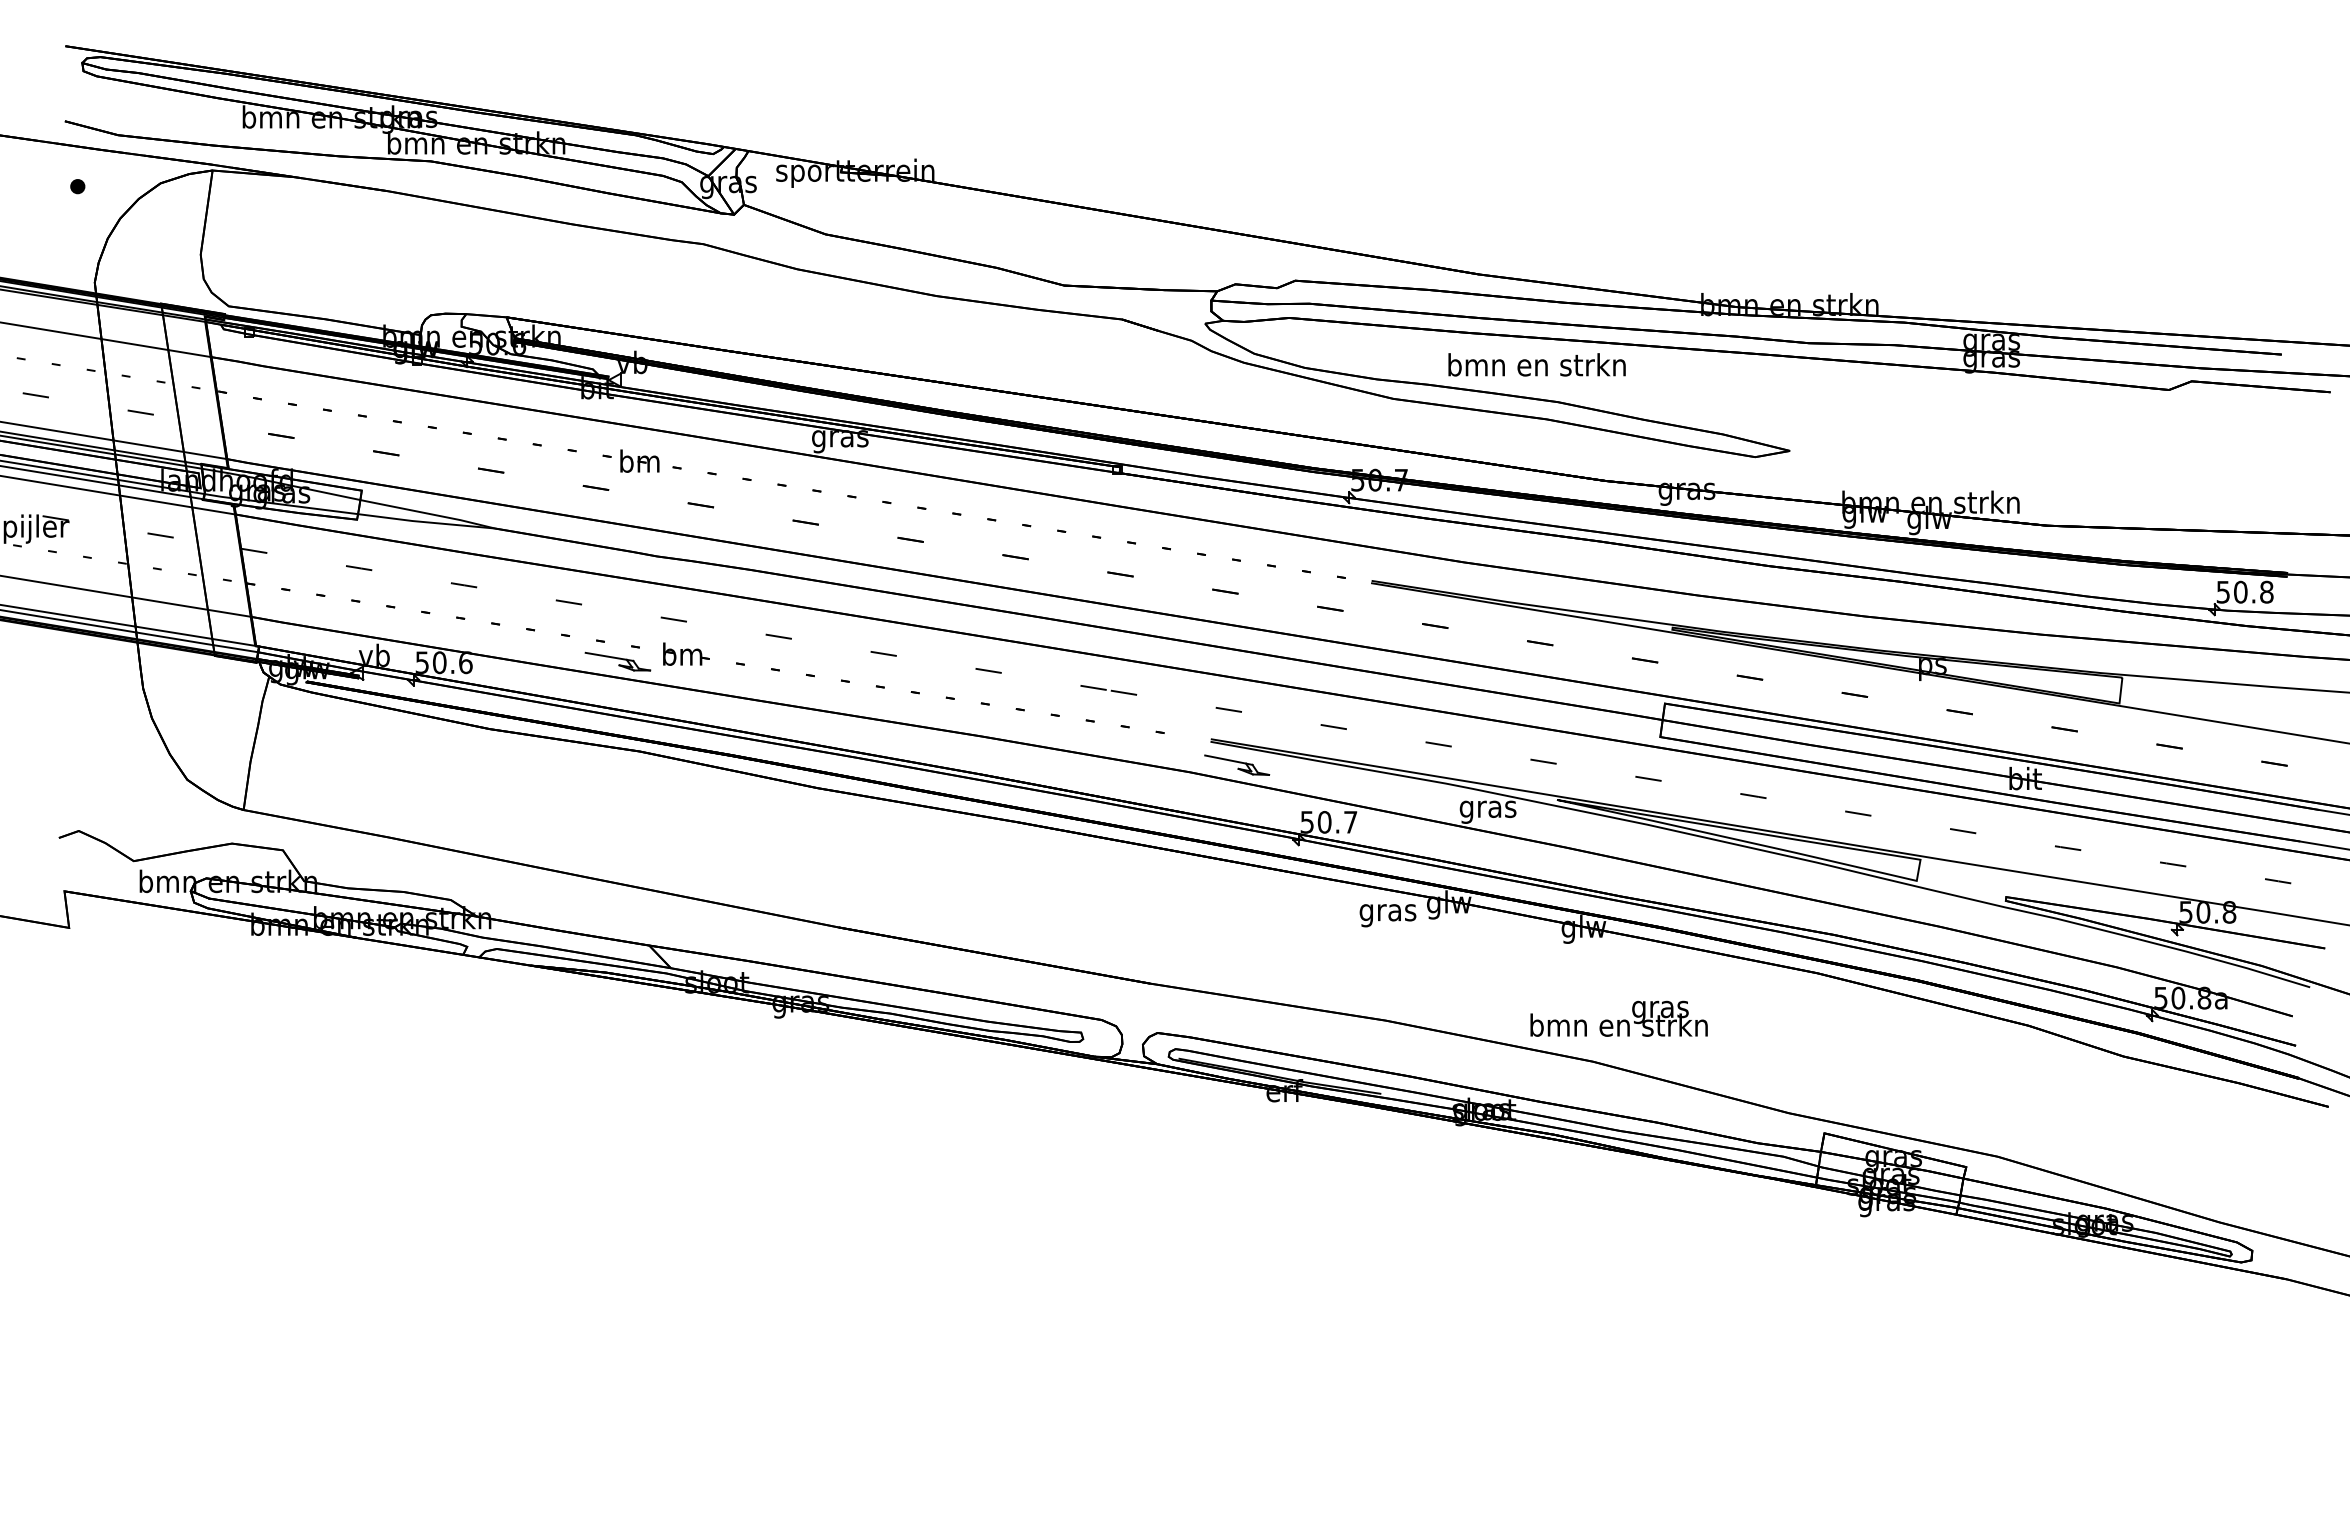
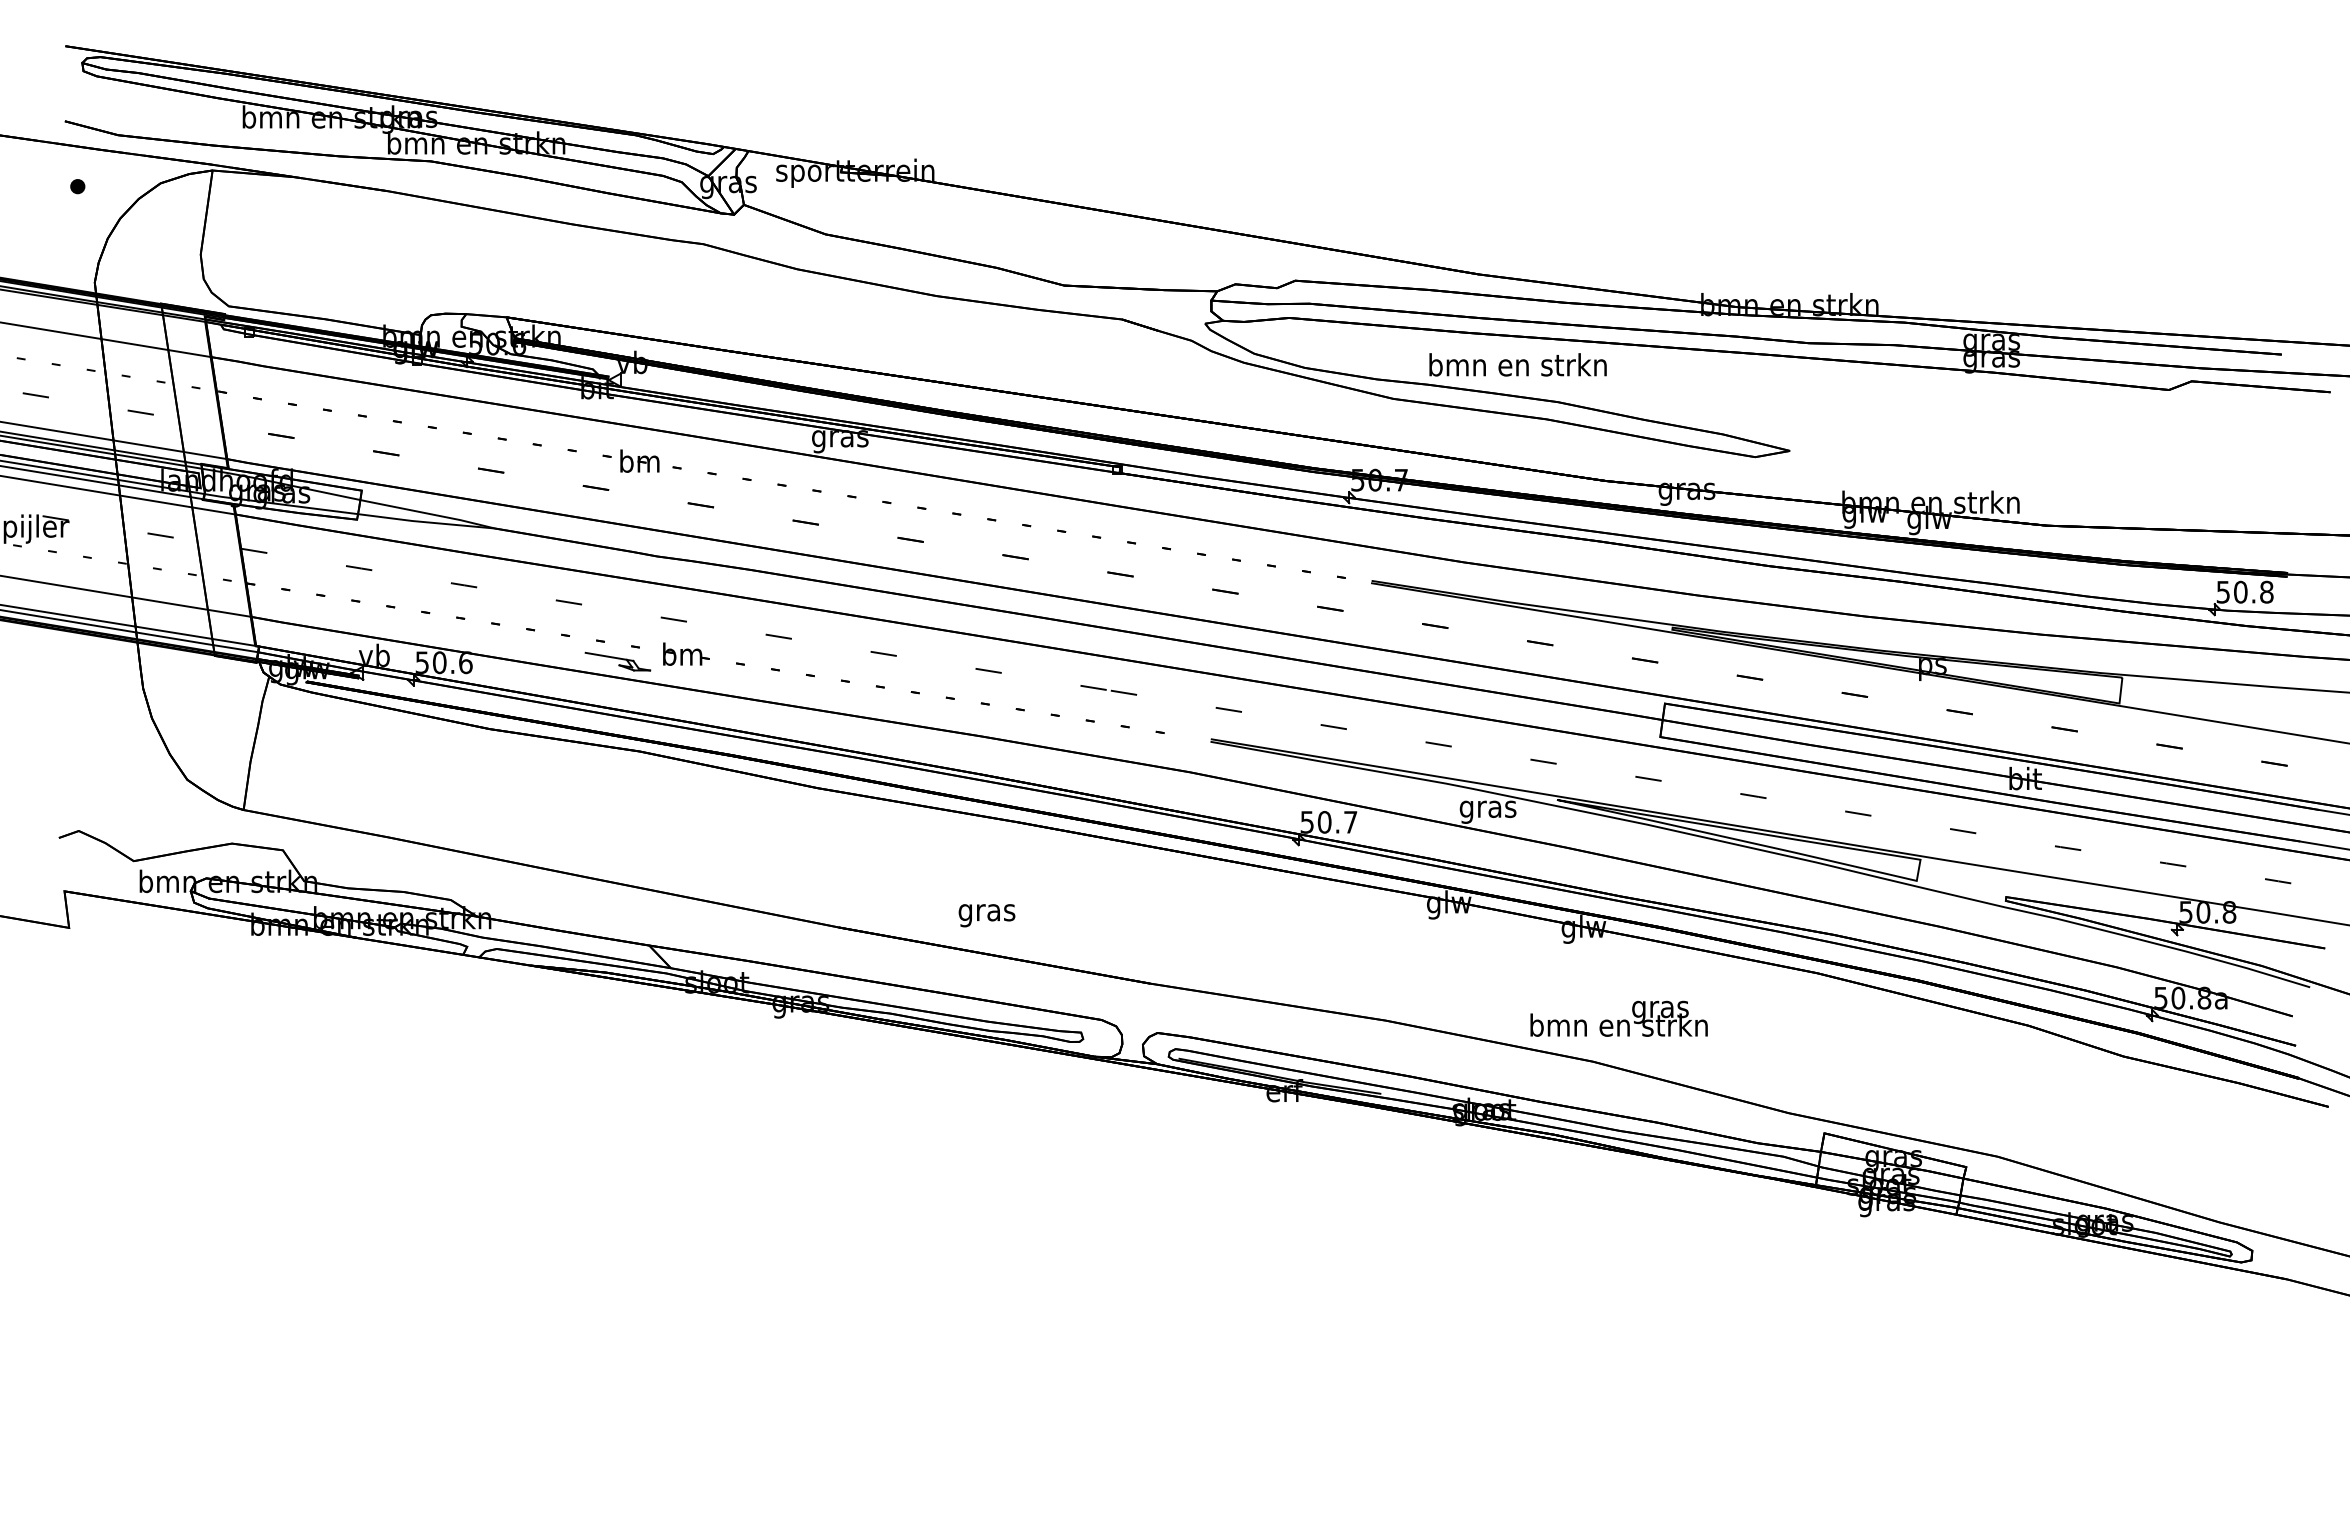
text position: (1536, 364) -> (1517, 364) (1517, 364)
part: present -> none (1237, 764)
text position: (1387, 915) -> (986, 915) (986, 915)
